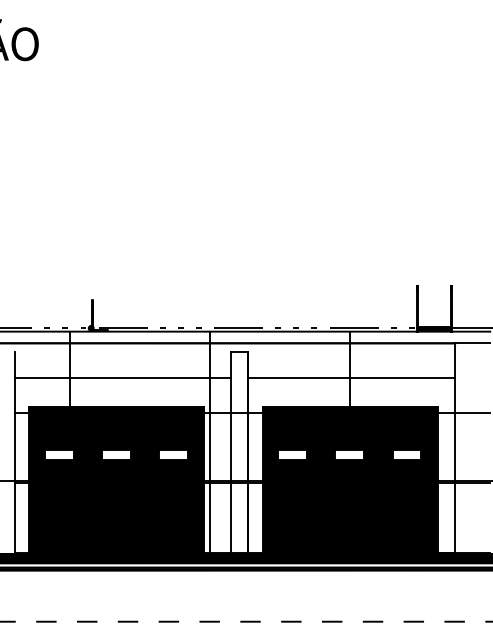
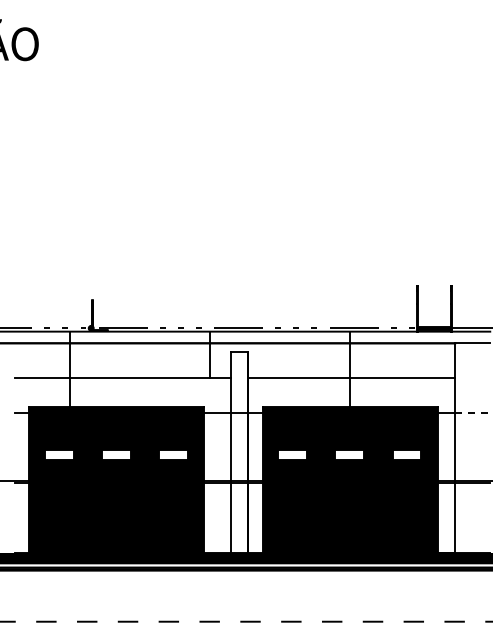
line: solid -> dashed (473, 413)
line: present -> none (14, 452)
line: present -> none (210, 465)
